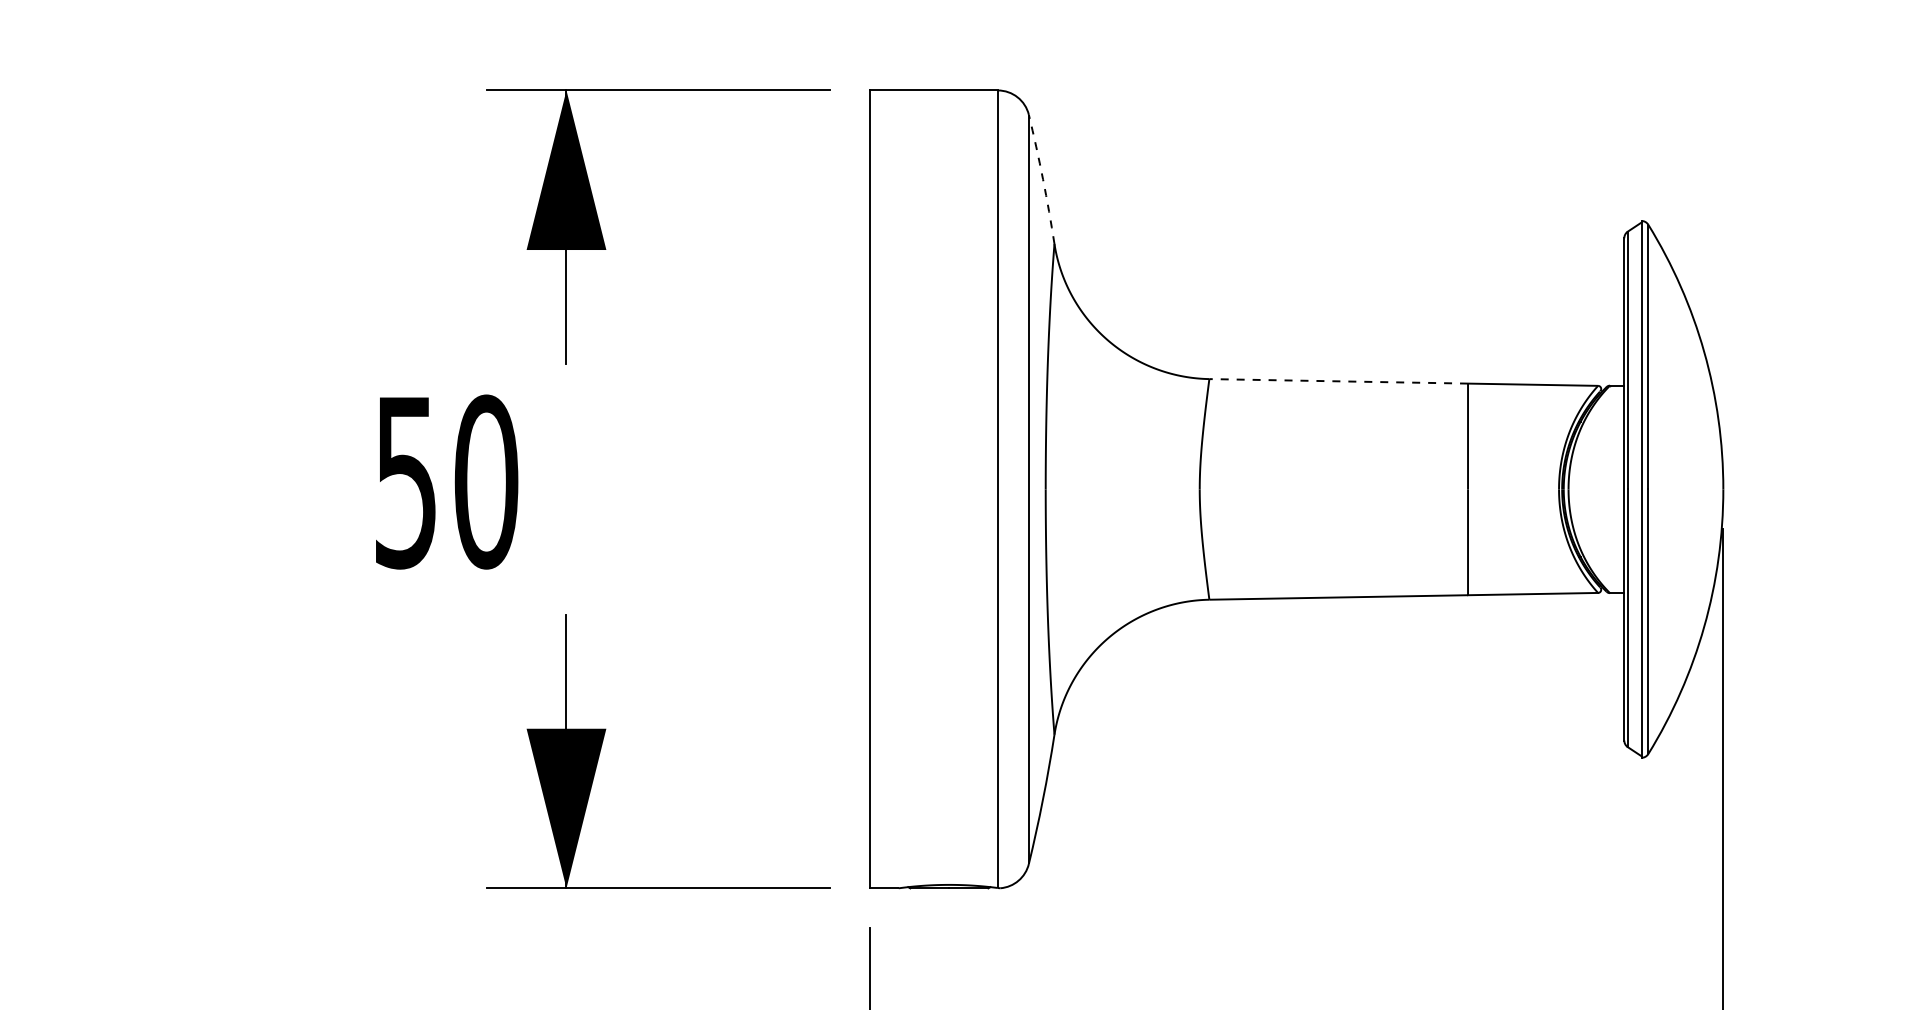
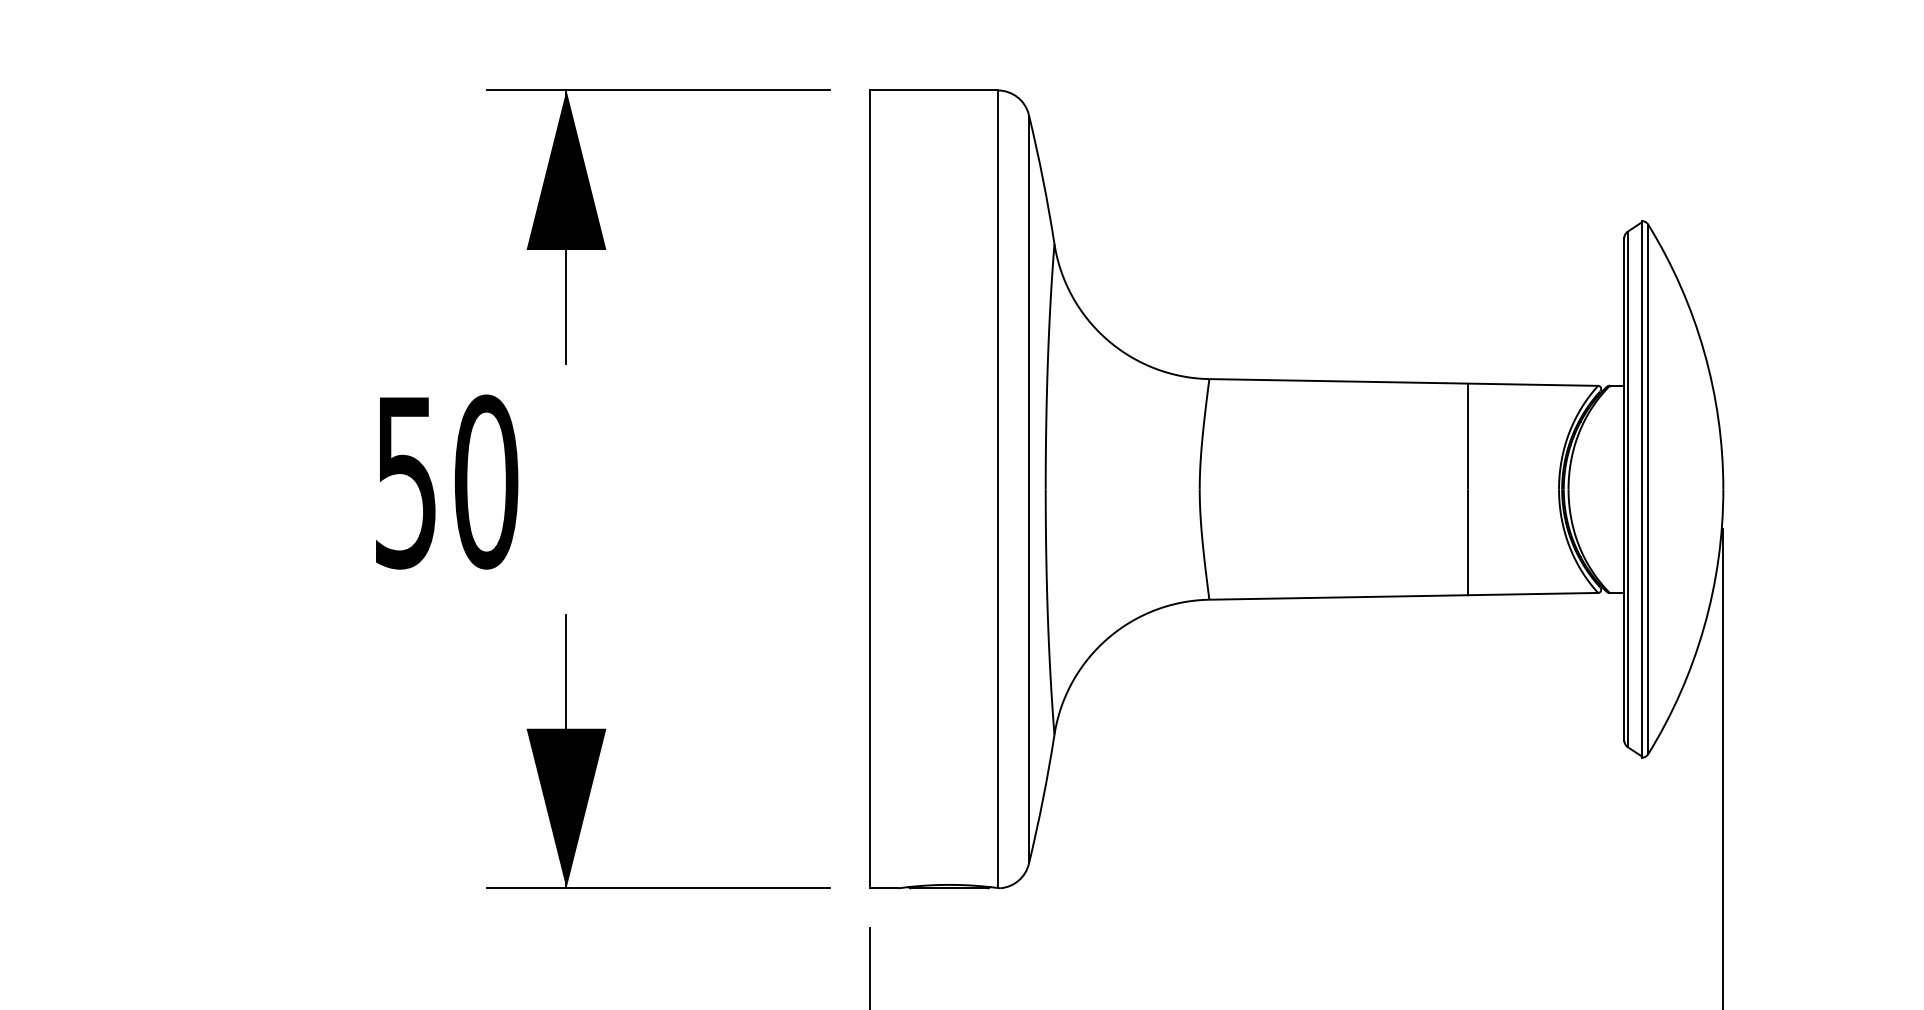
arc: dashed -> solid (1043, 179)
line: dashed -> solid (1337, 381)
